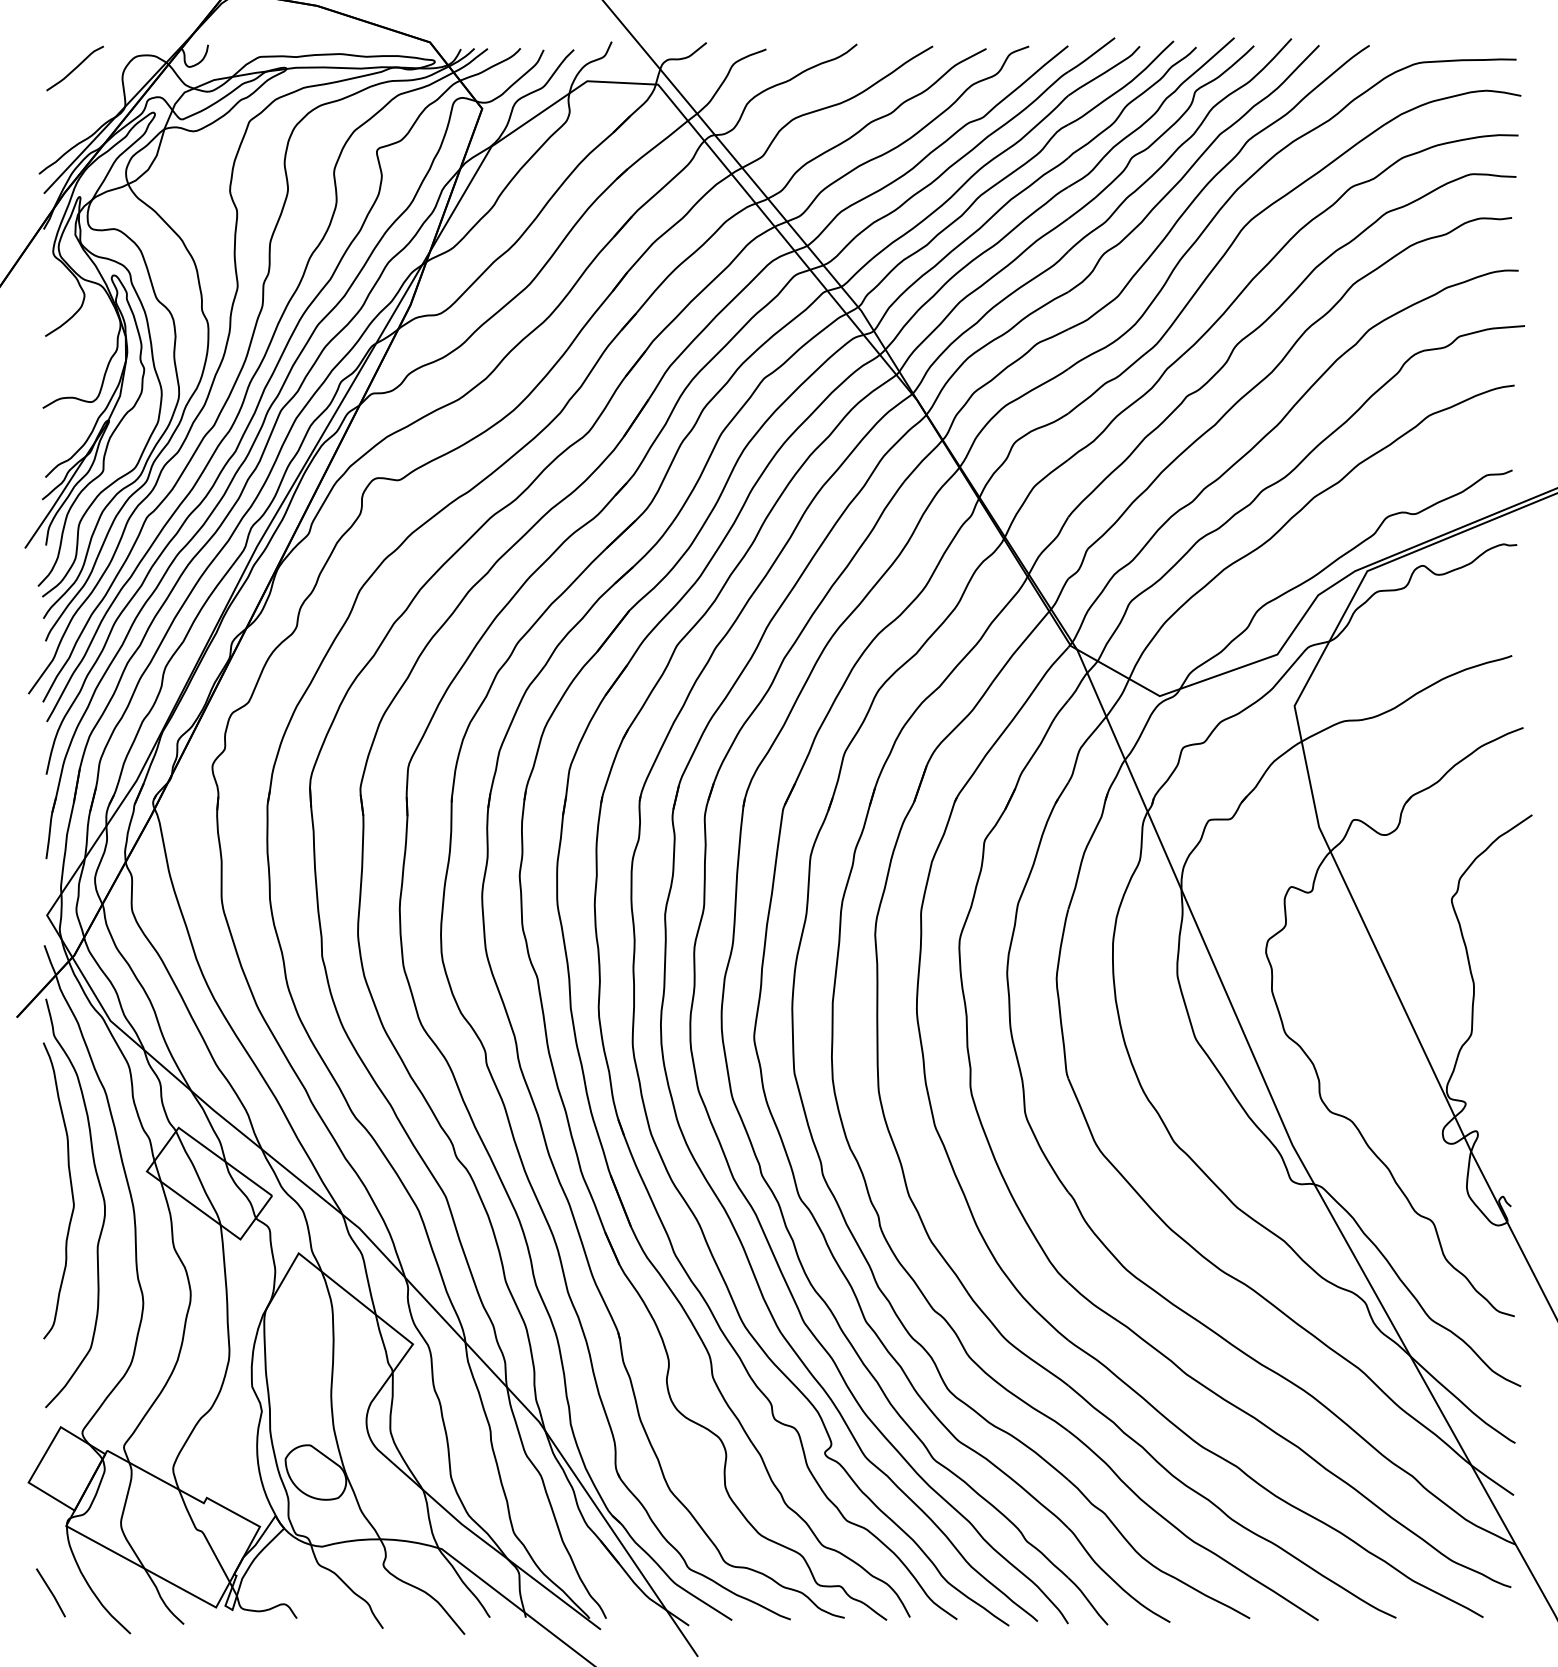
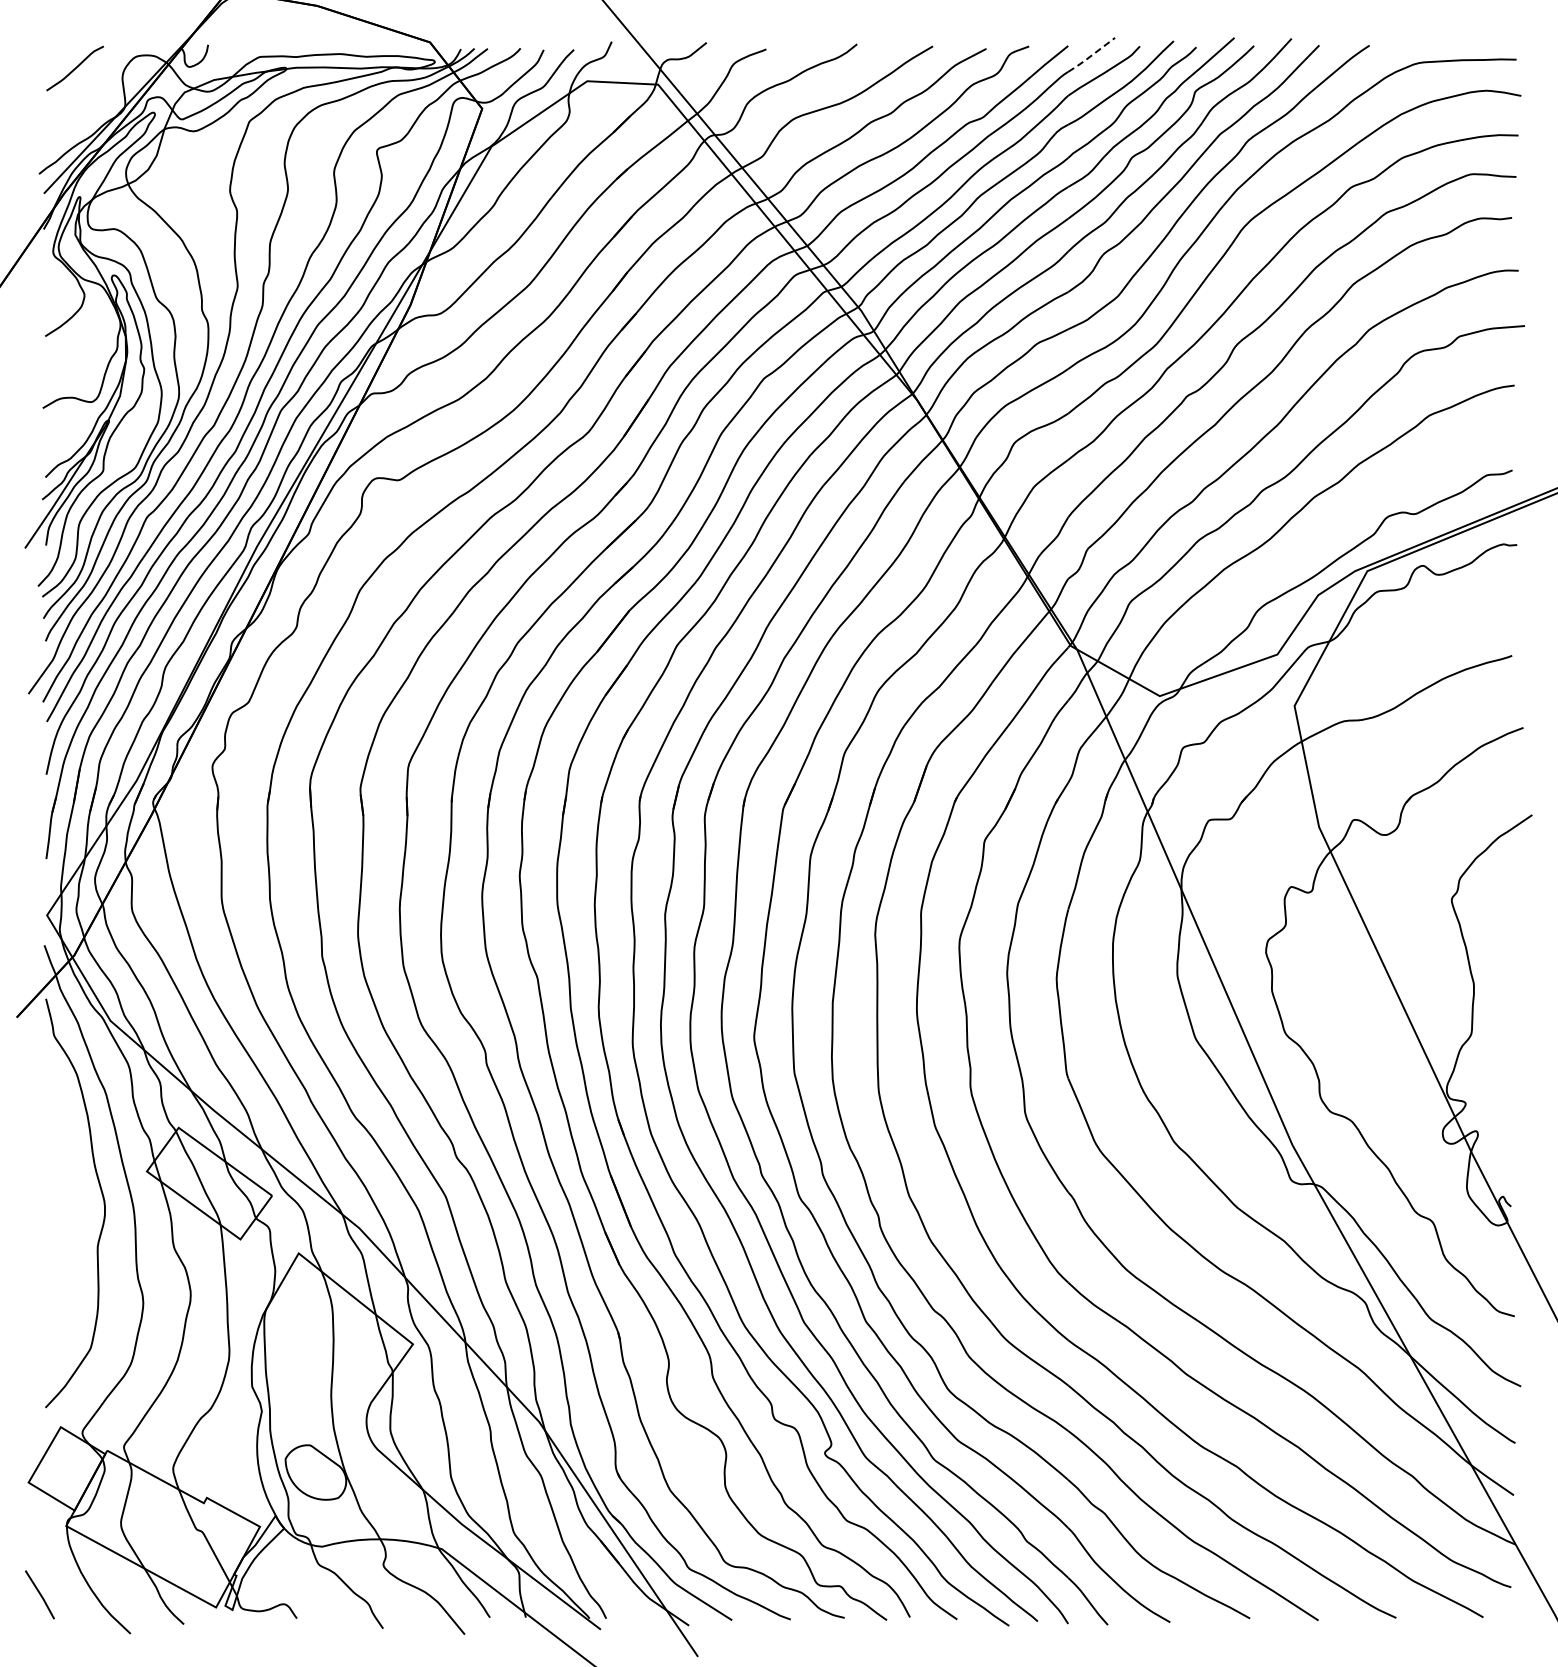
line: solid -> dashed (1090, 56)
curve: present -> none (70, 1187)
line position: (50, 1592) -> (39, 1594) (39, 1594)
